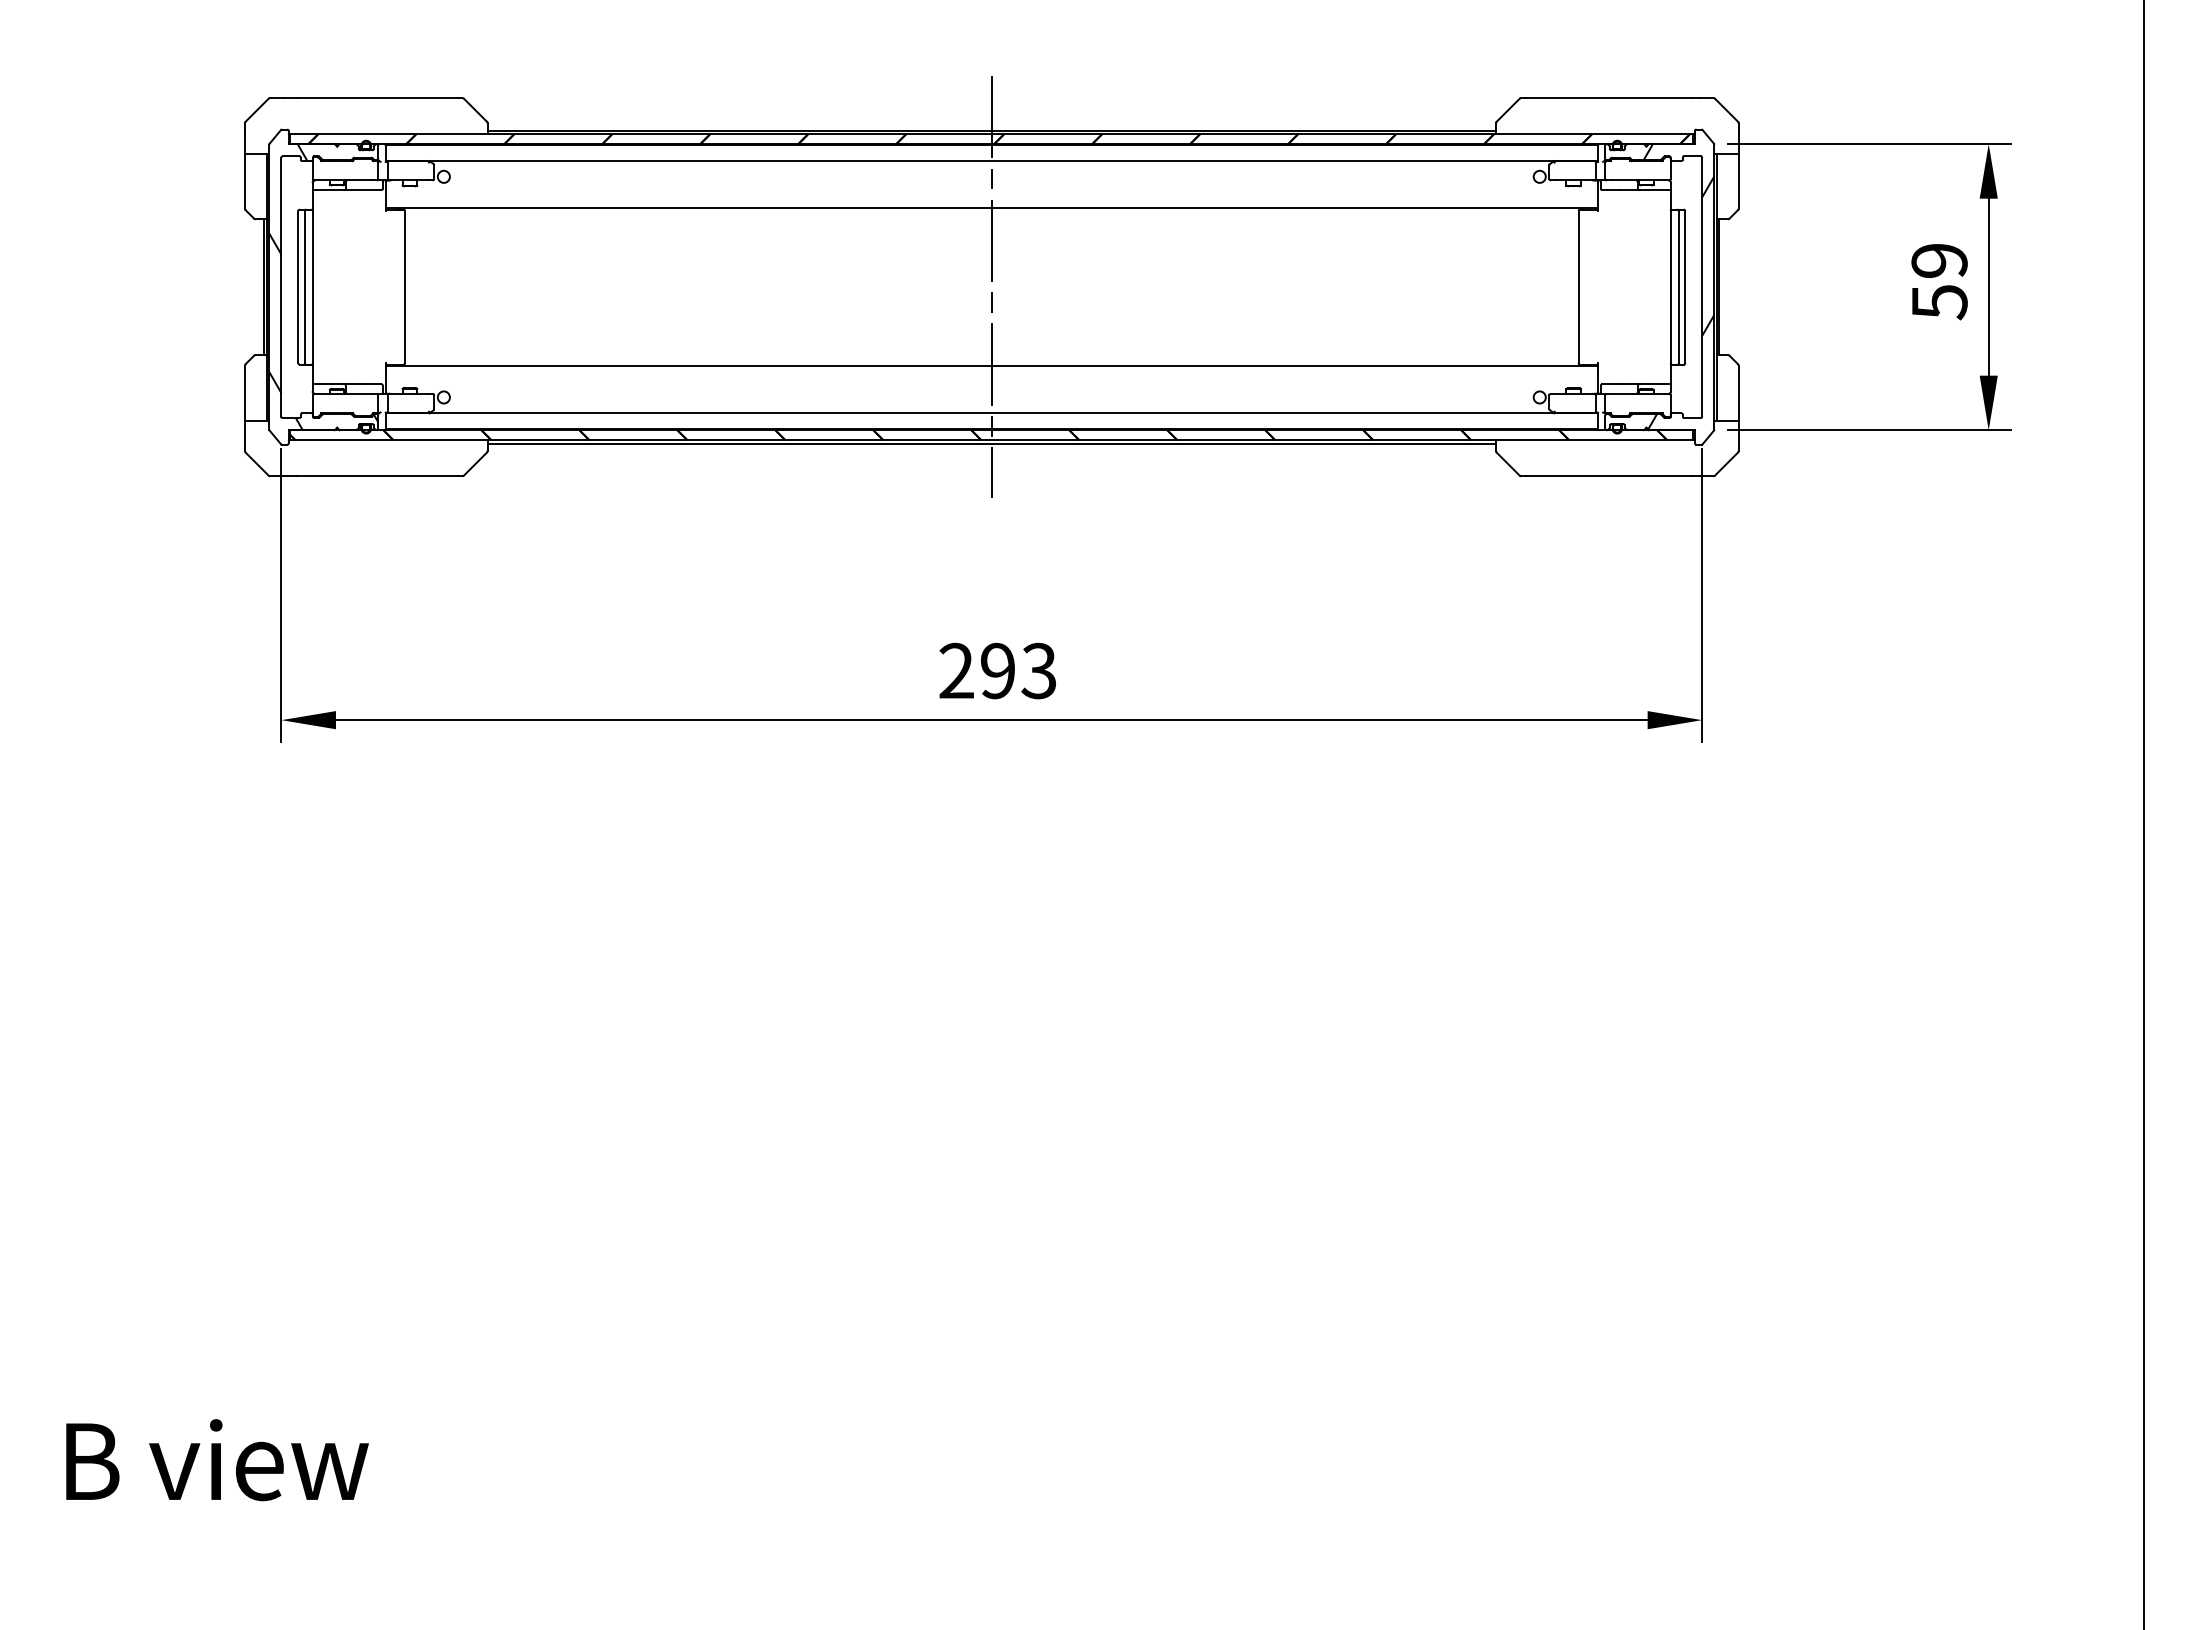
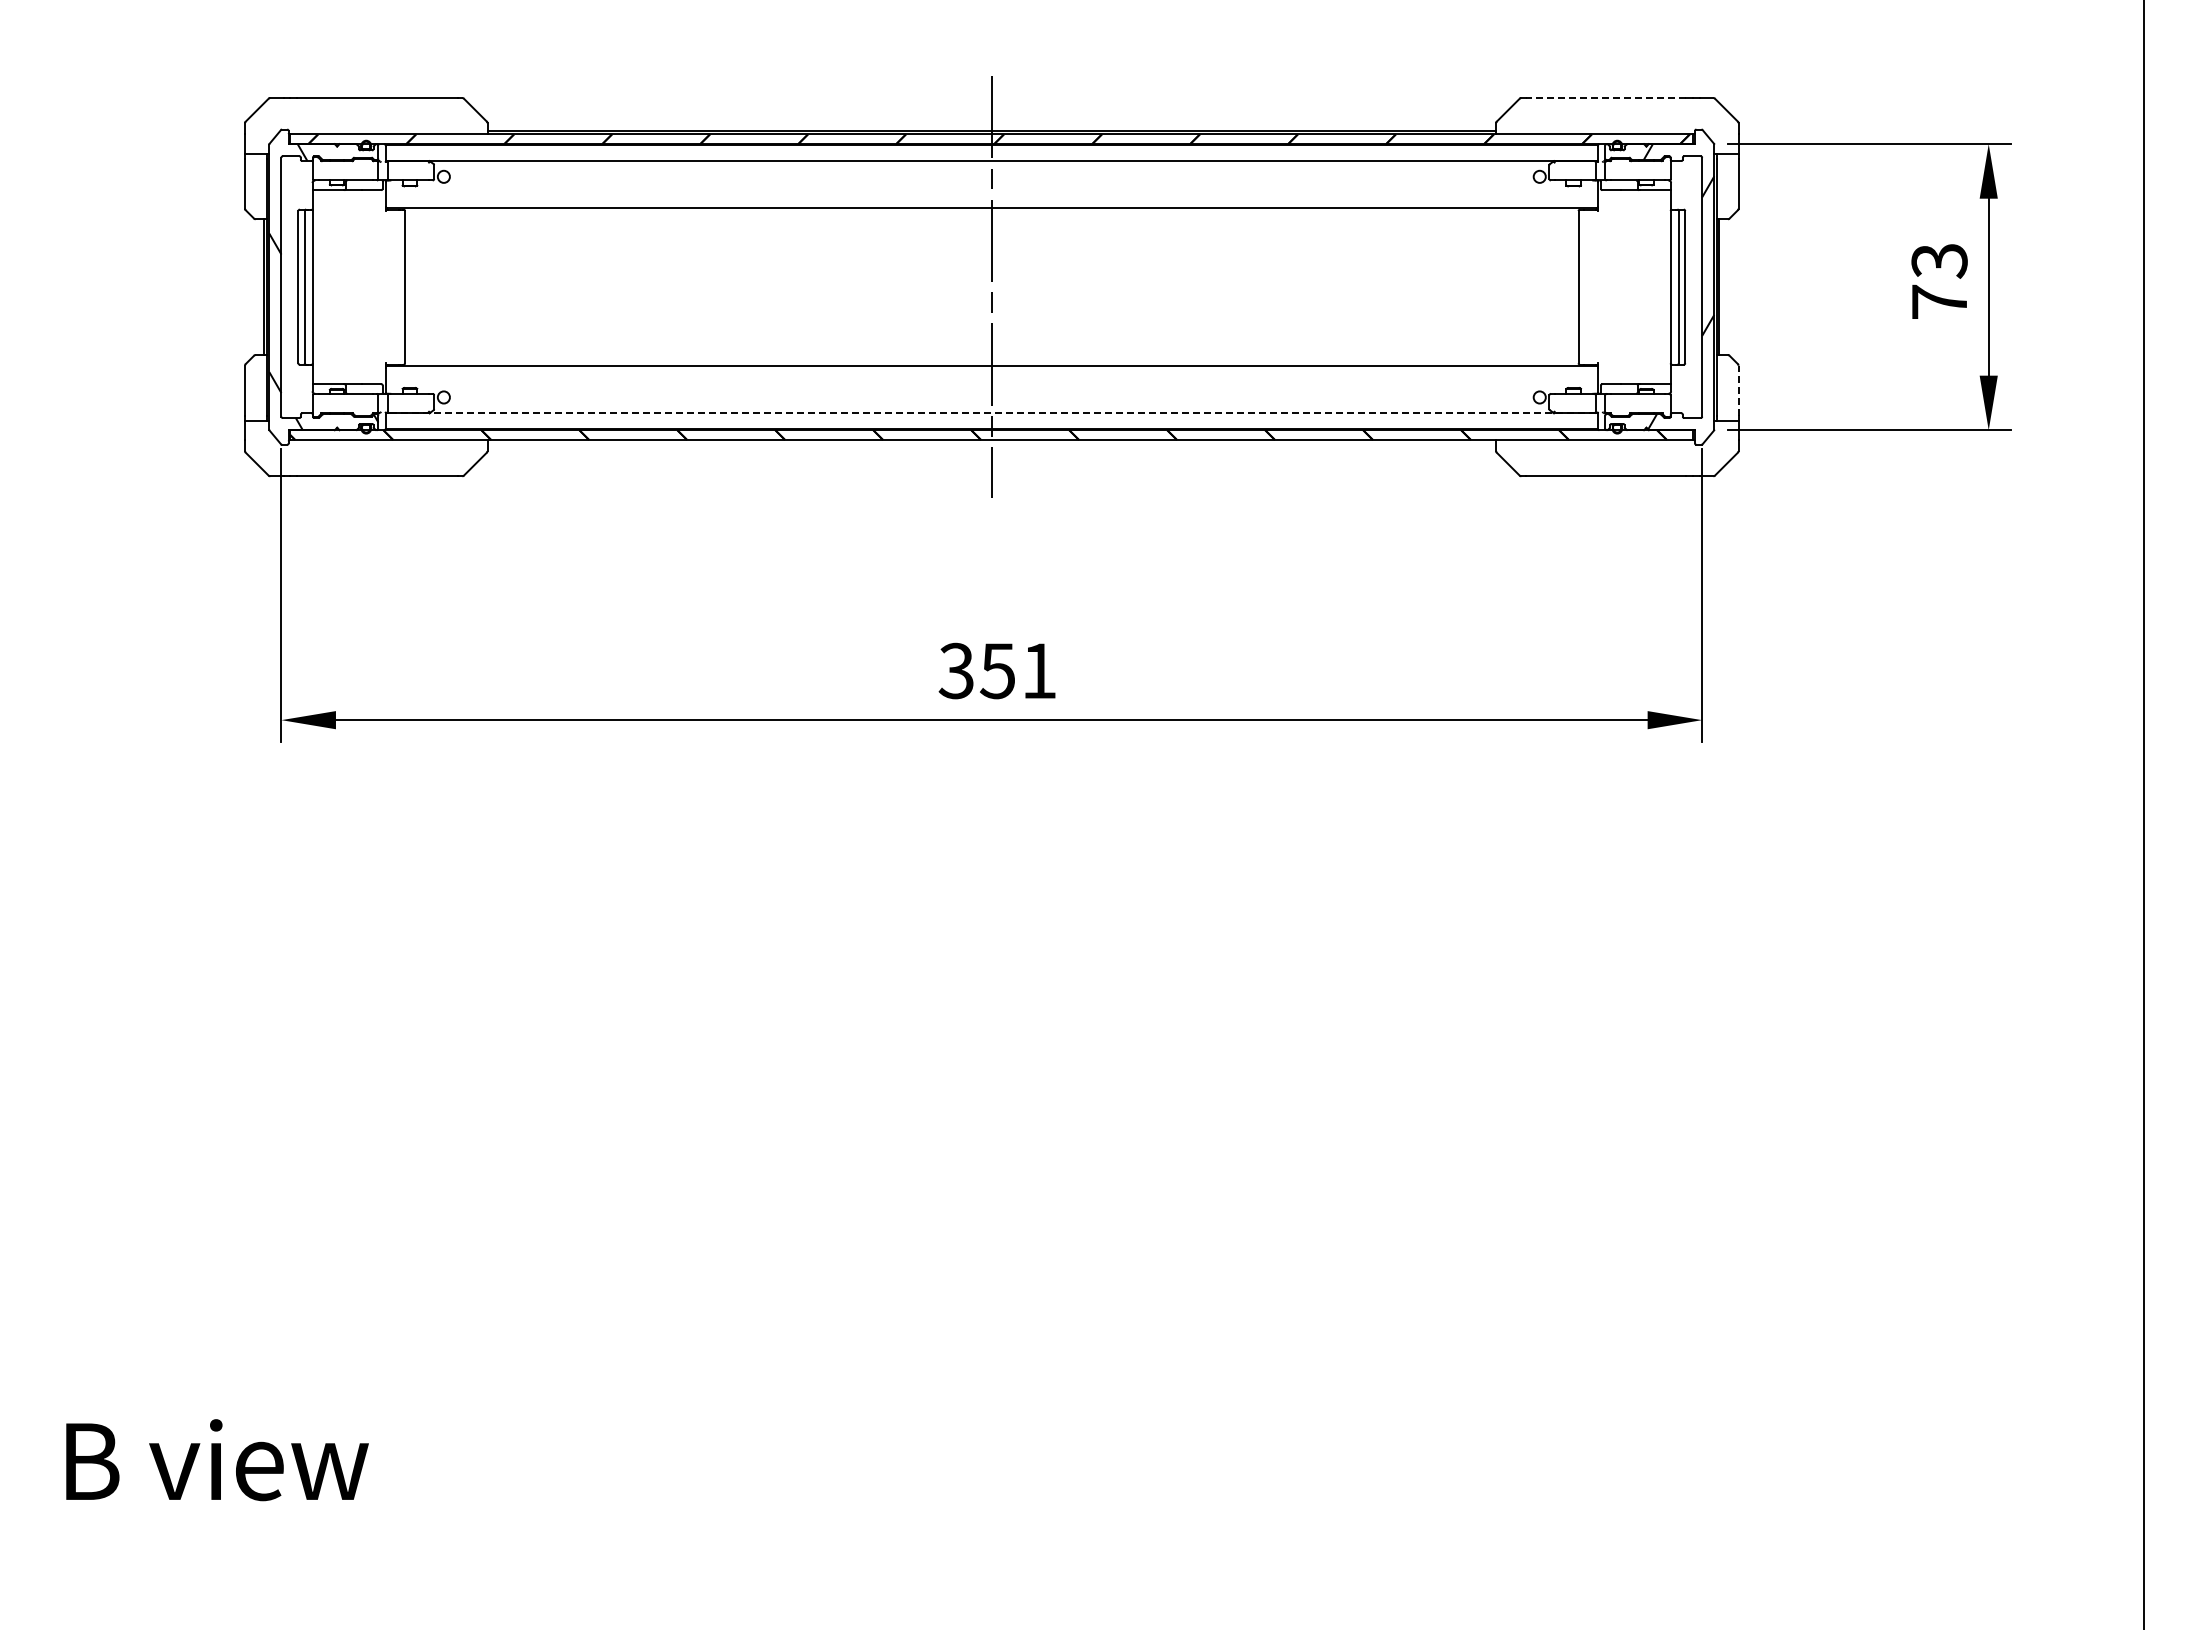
line: solid -> dashed (1605, 98)
text: 59 -> 73 (1939, 282)
line: solid -> dashed (1738, 390)
line: solid -> dashed (991, 413)
line: present -> none (991, 443)
text: 293 -> 351 (996, 670)
